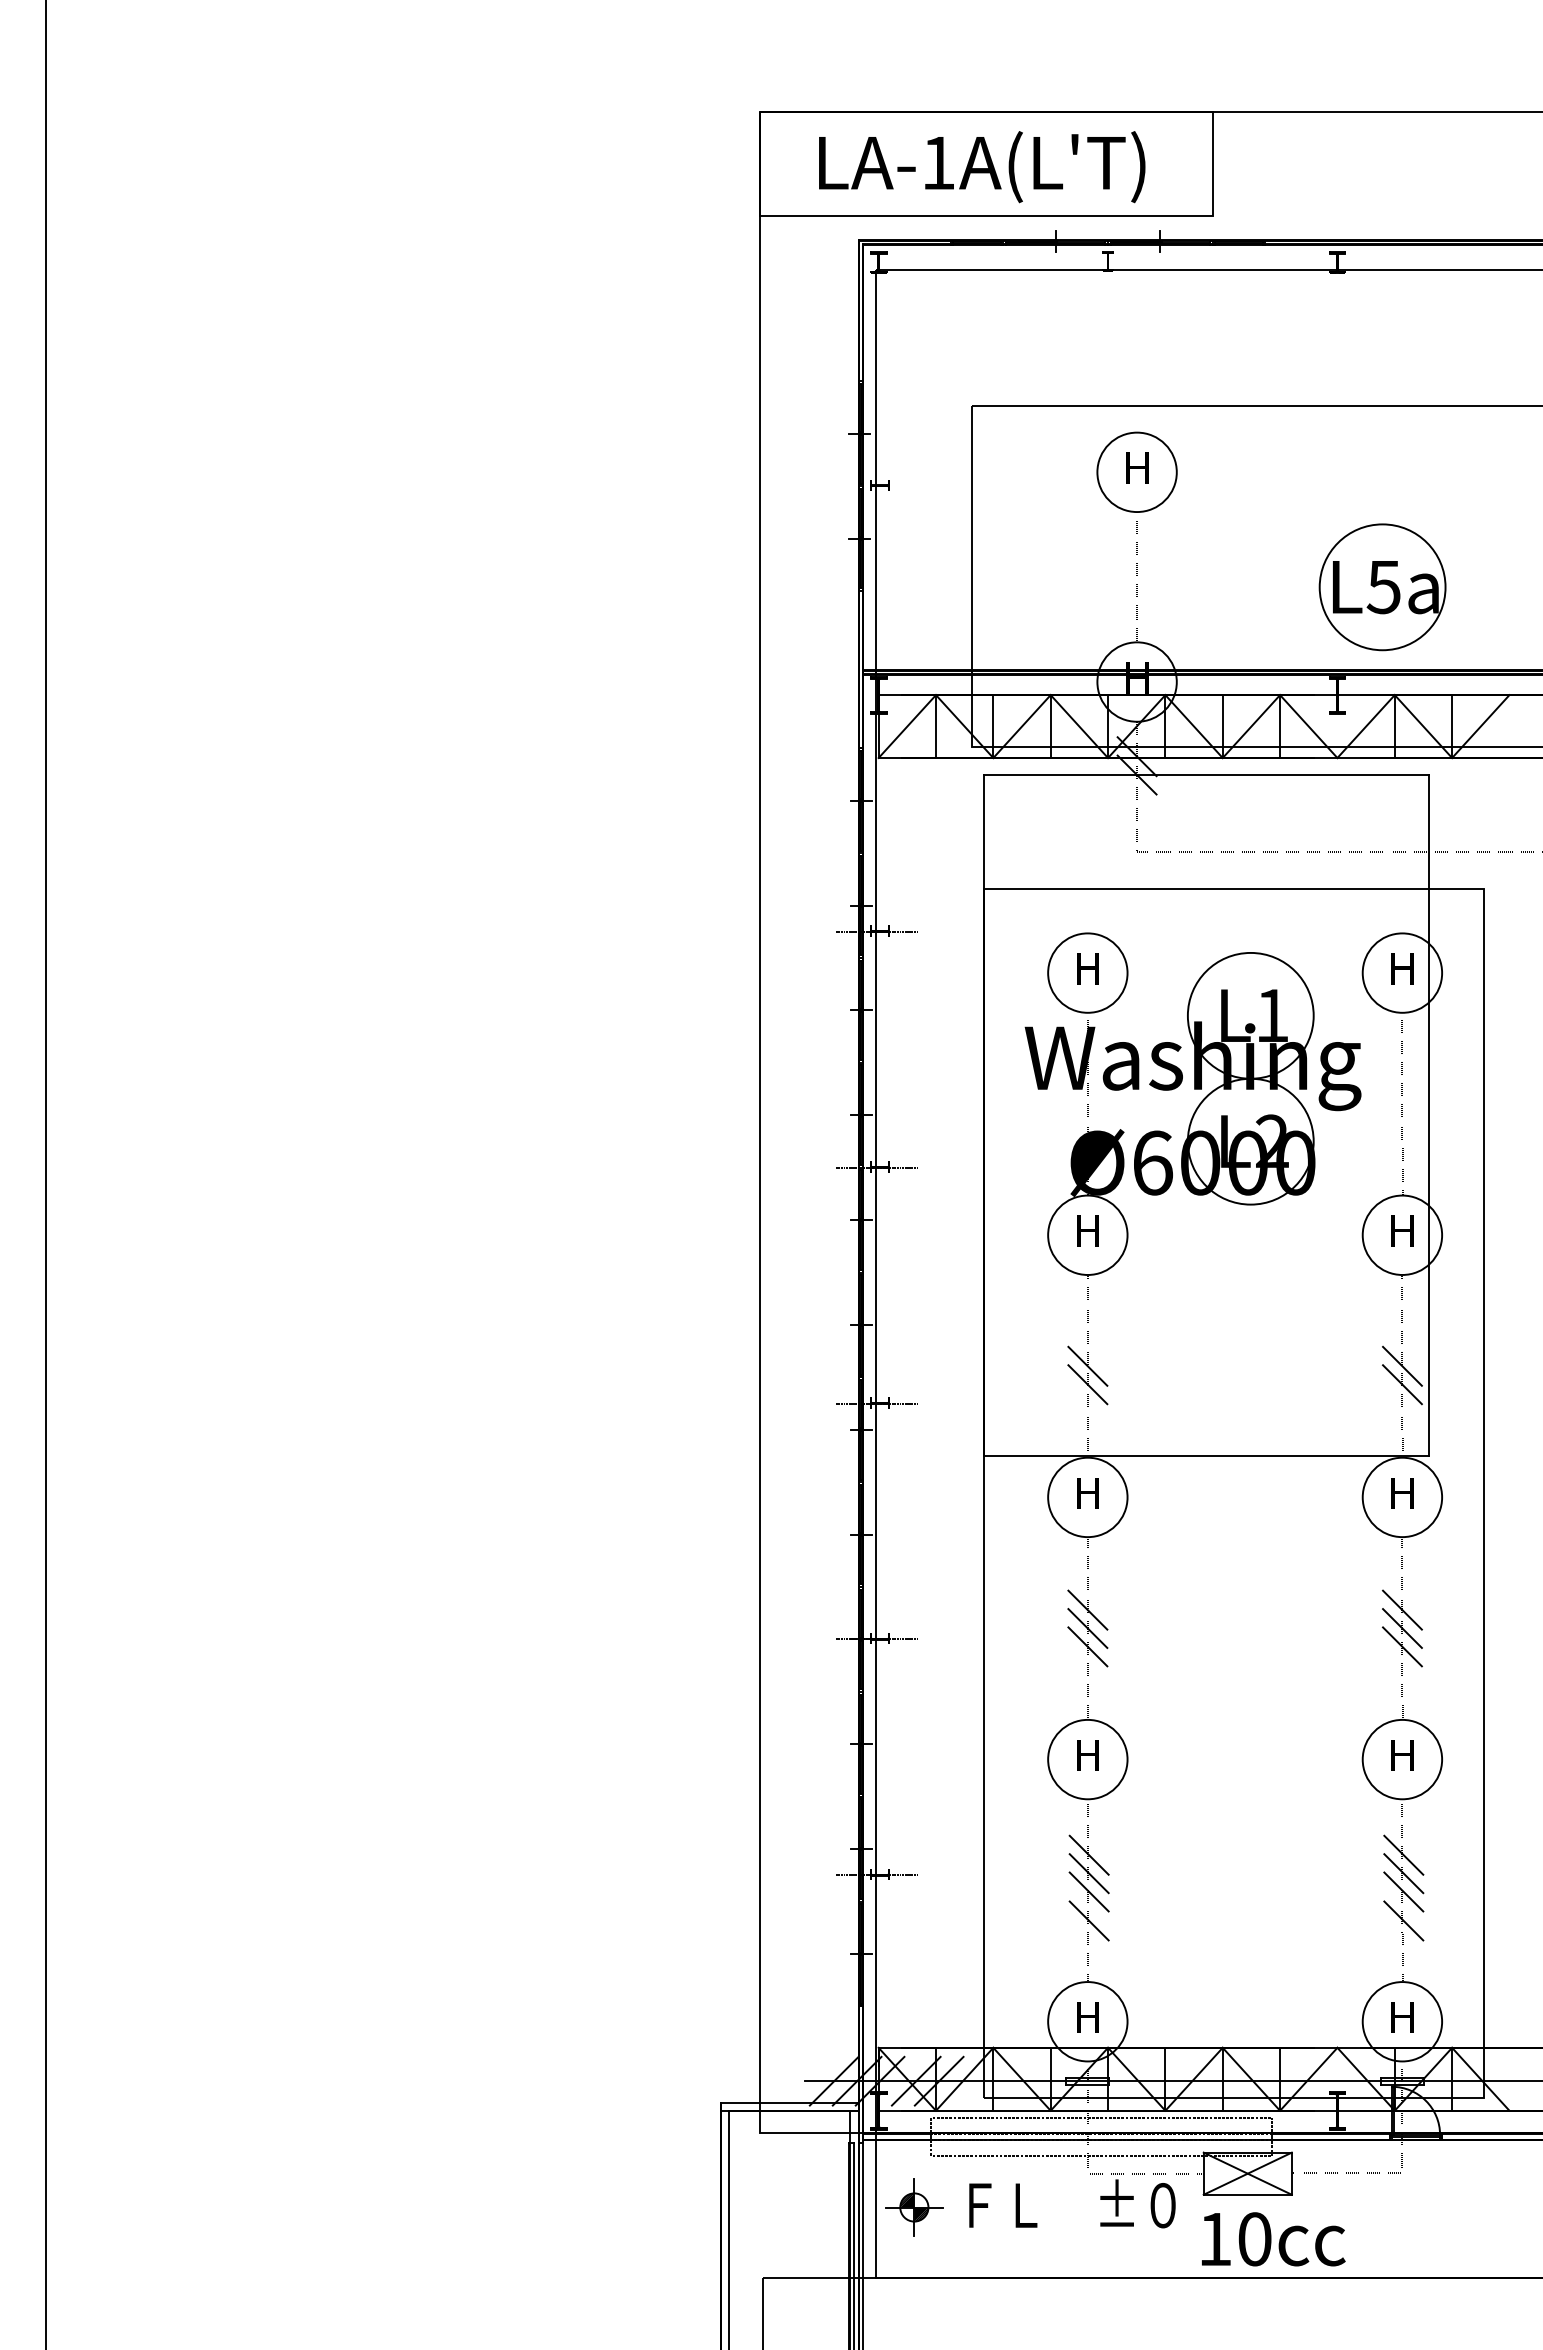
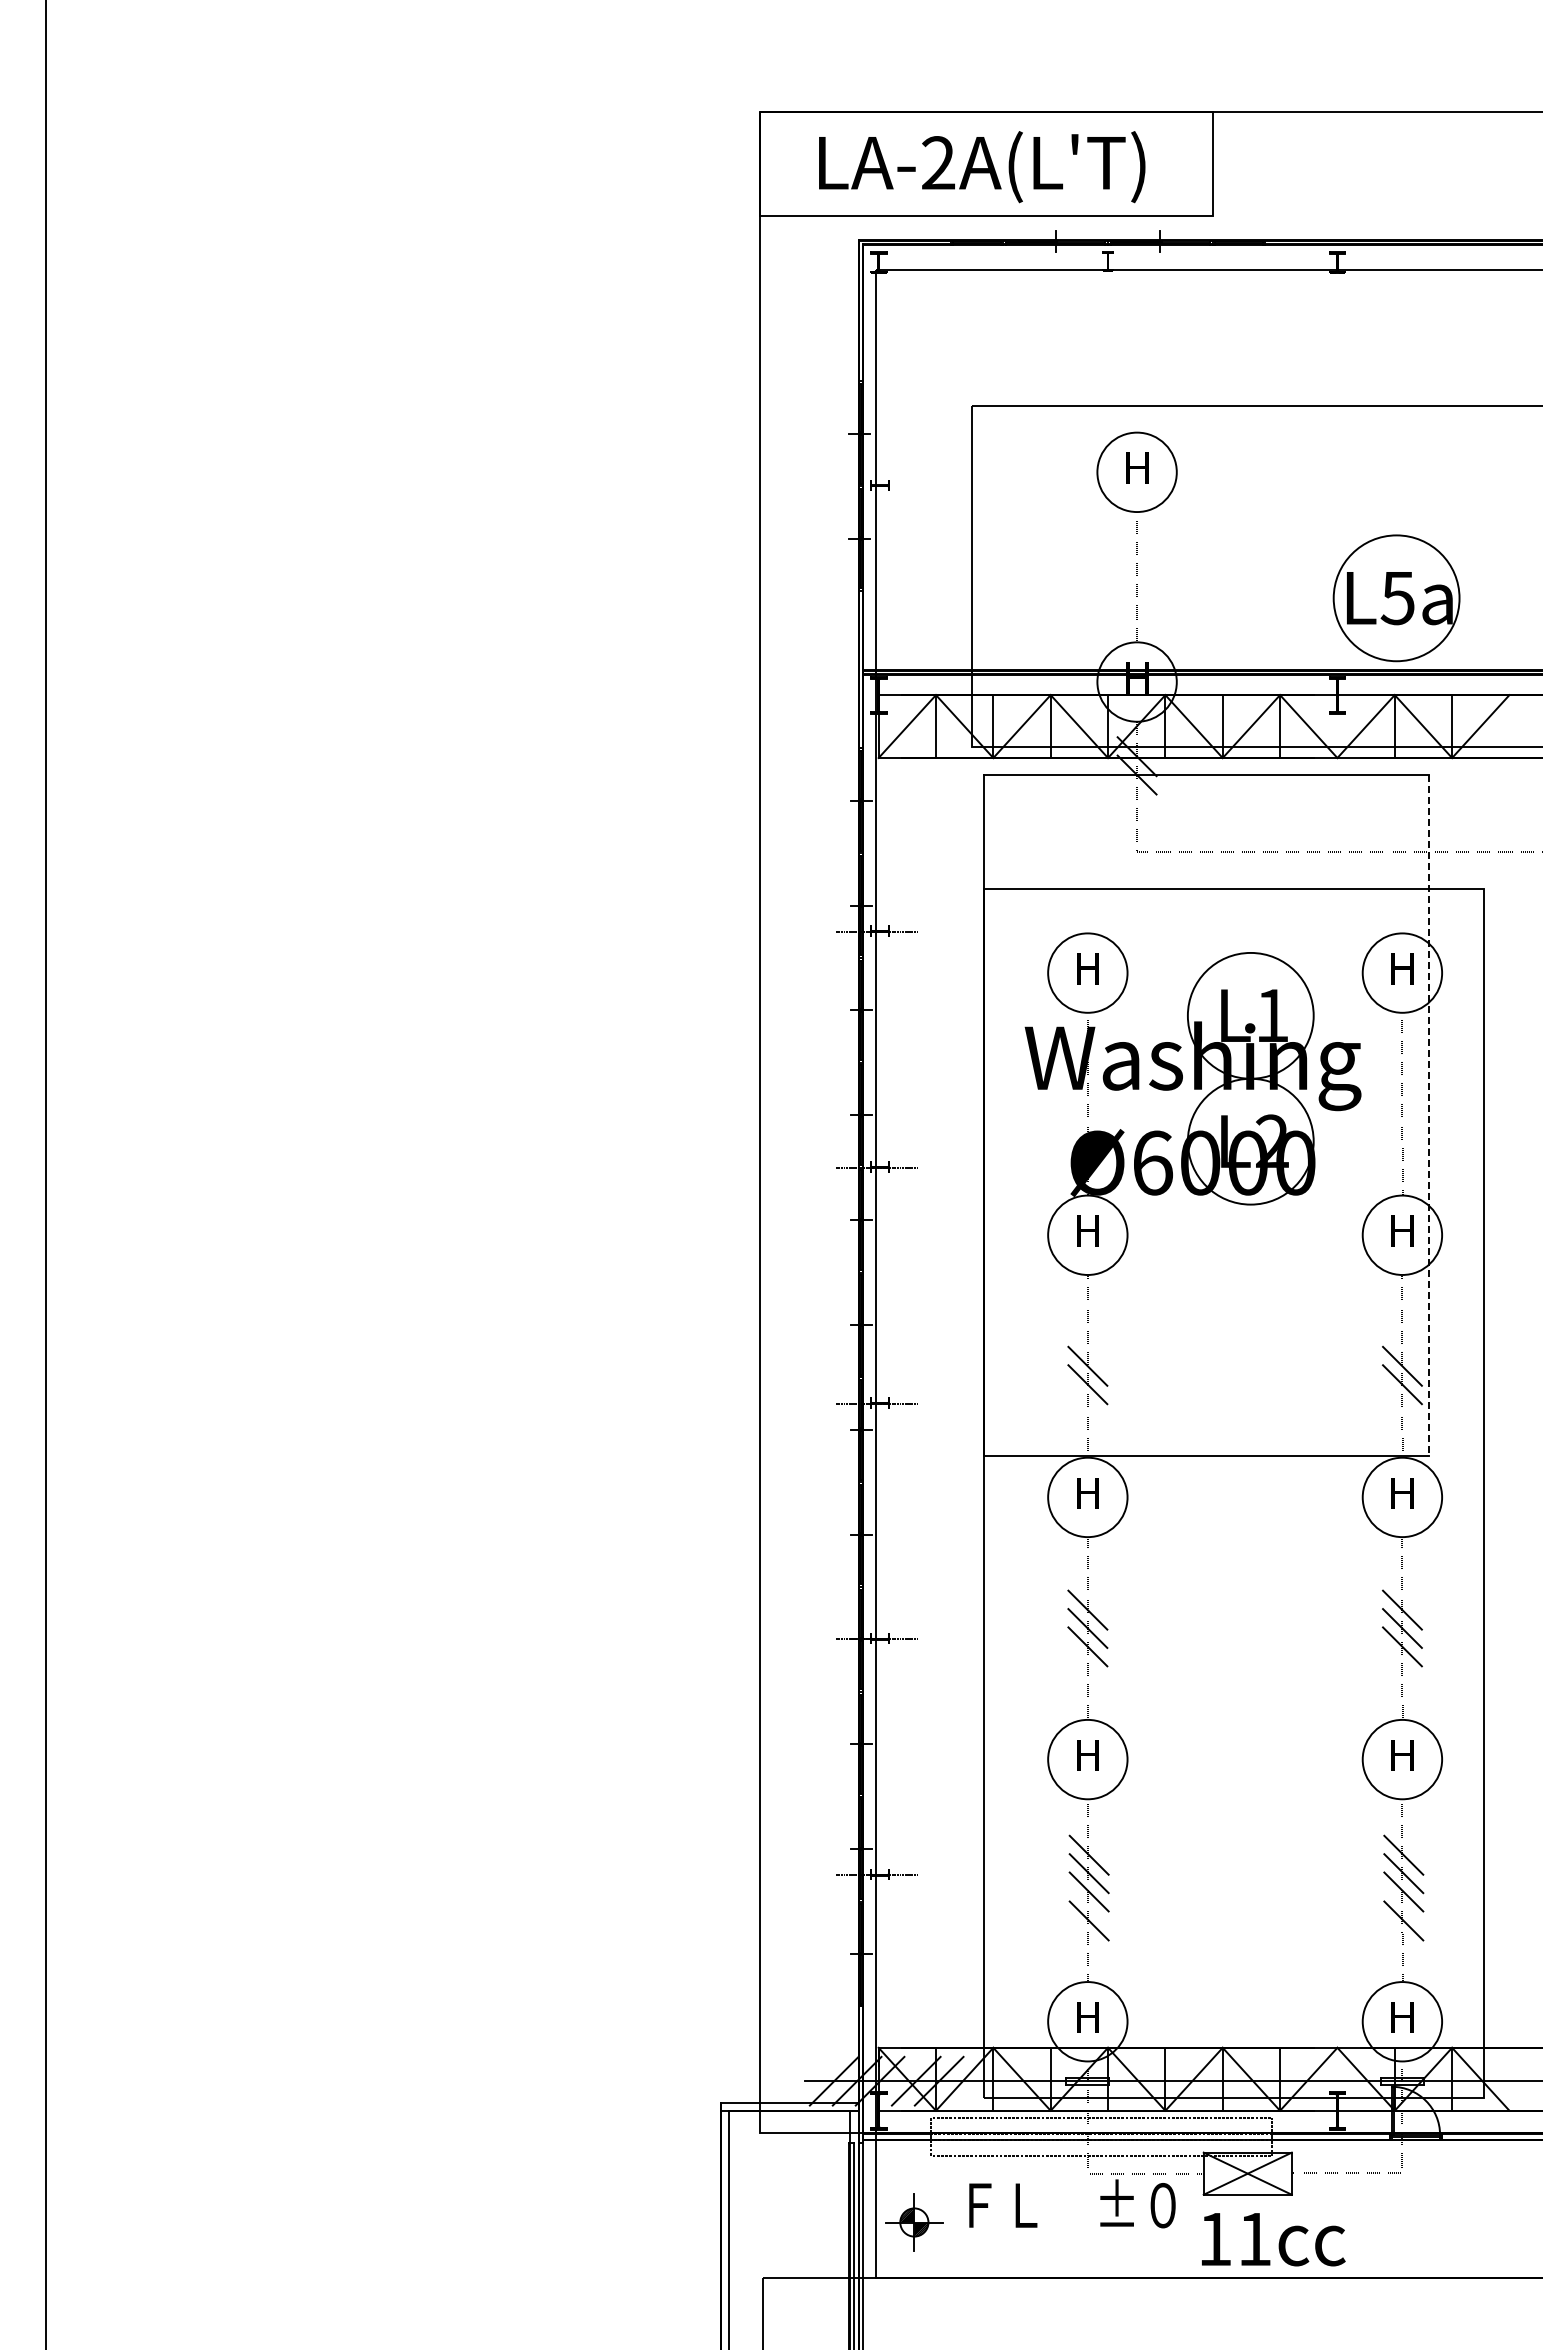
text: LA-1A(L'T) -> LA-2A(L'T) (938, 162)
part position: (1382, 587) -> (1396, 598) (1396, 598)
line: solid -> dashed (1429, 1115)
part position: (914, 2207) -> (914, 2222) (914, 2222)
text: 10cc -> 11cc (1254, 2239)
